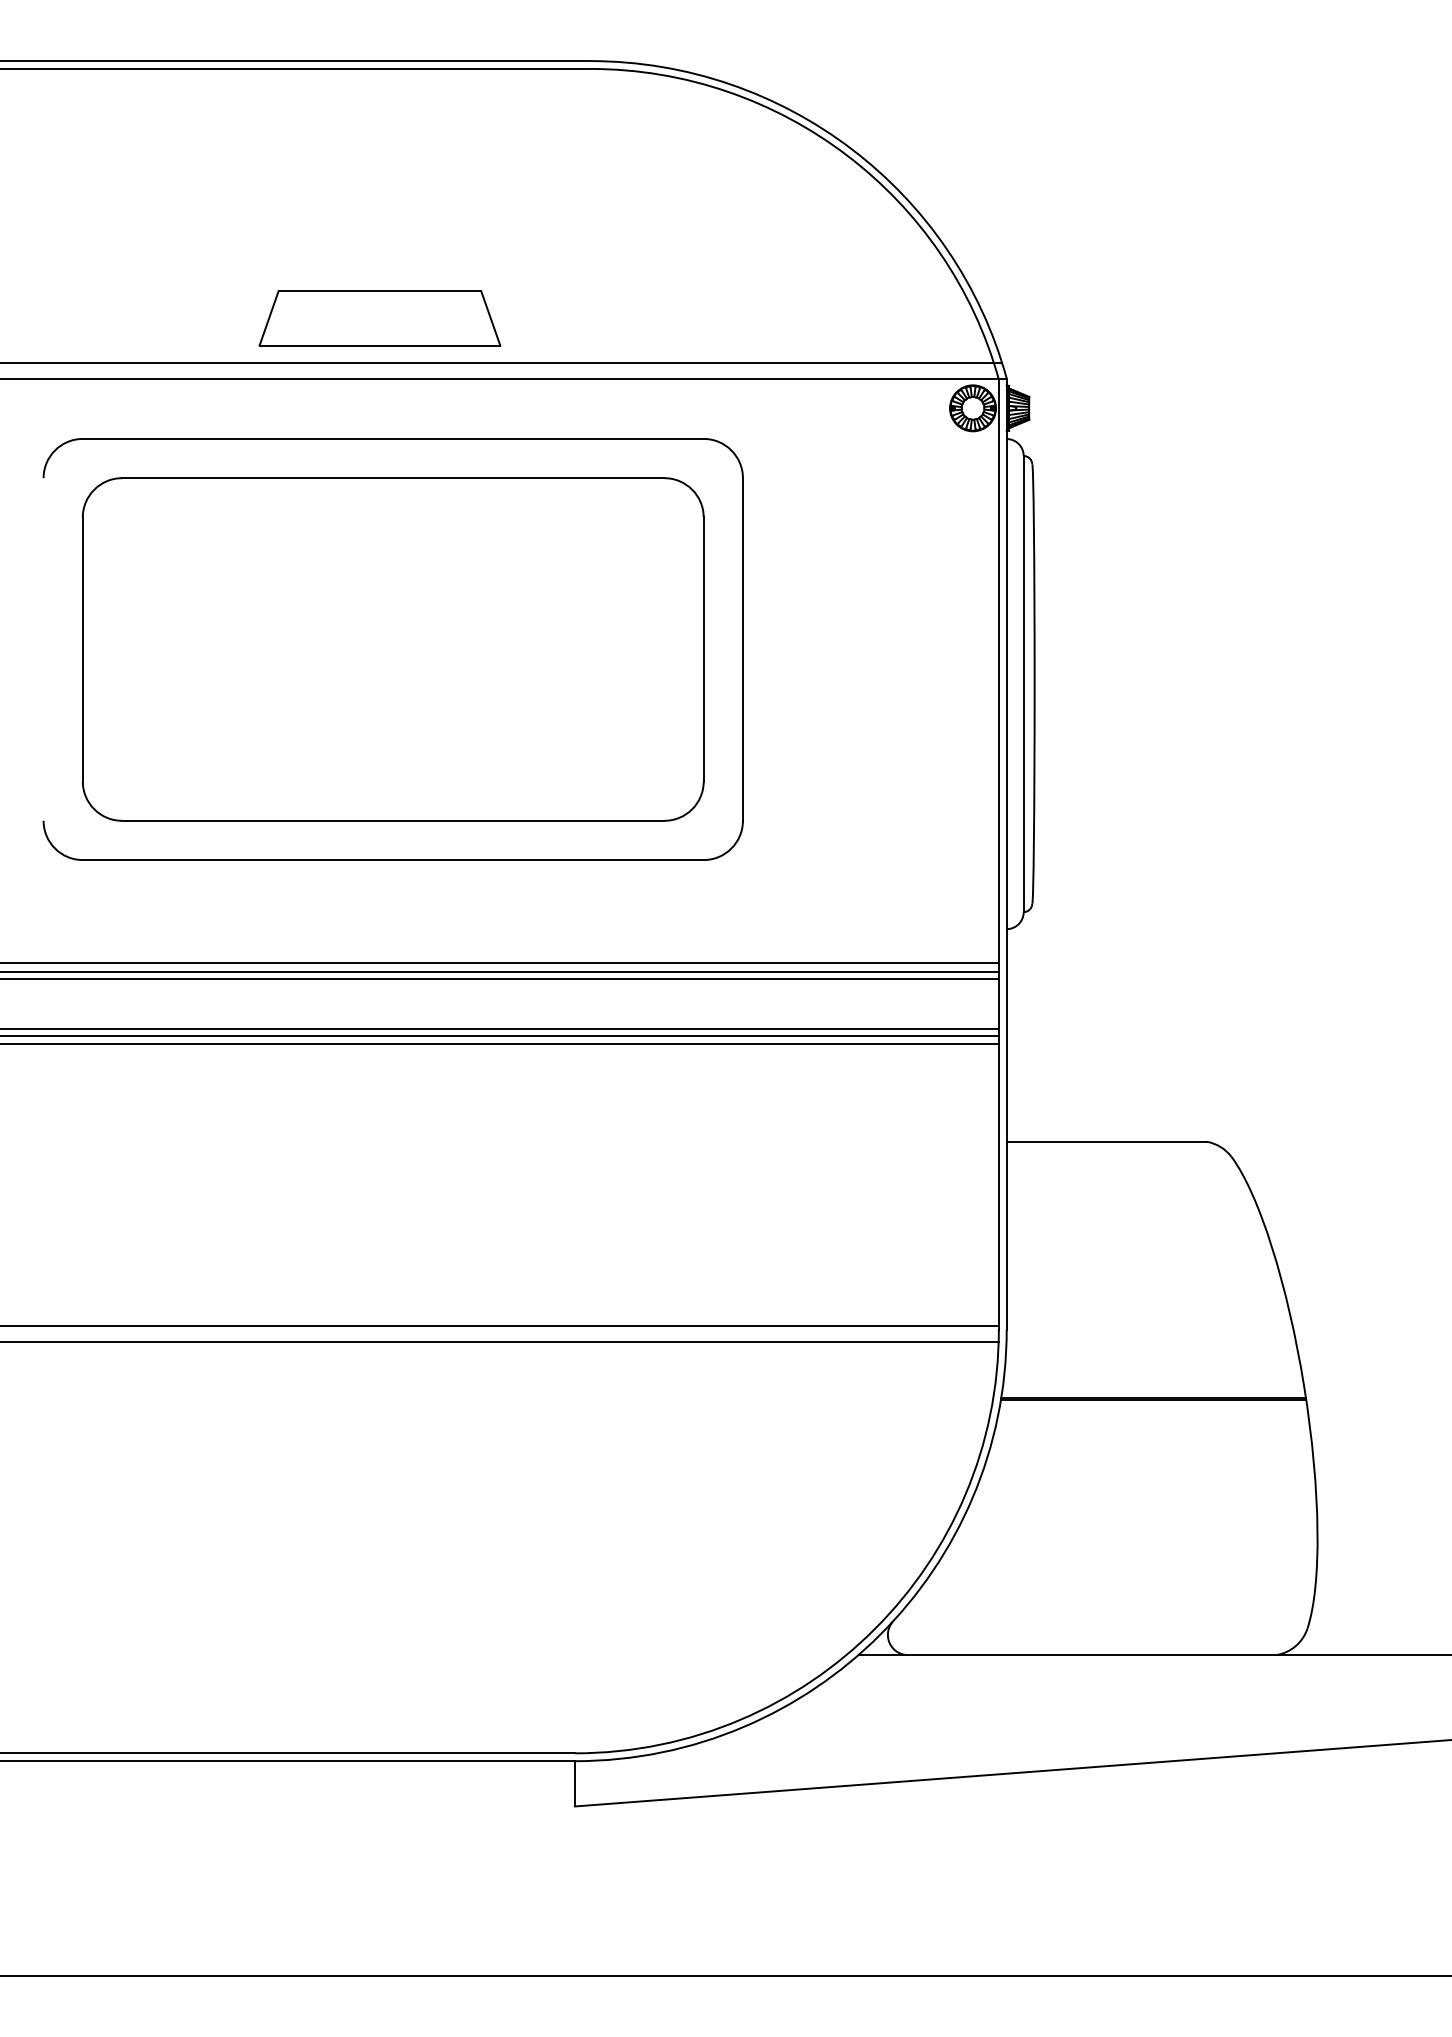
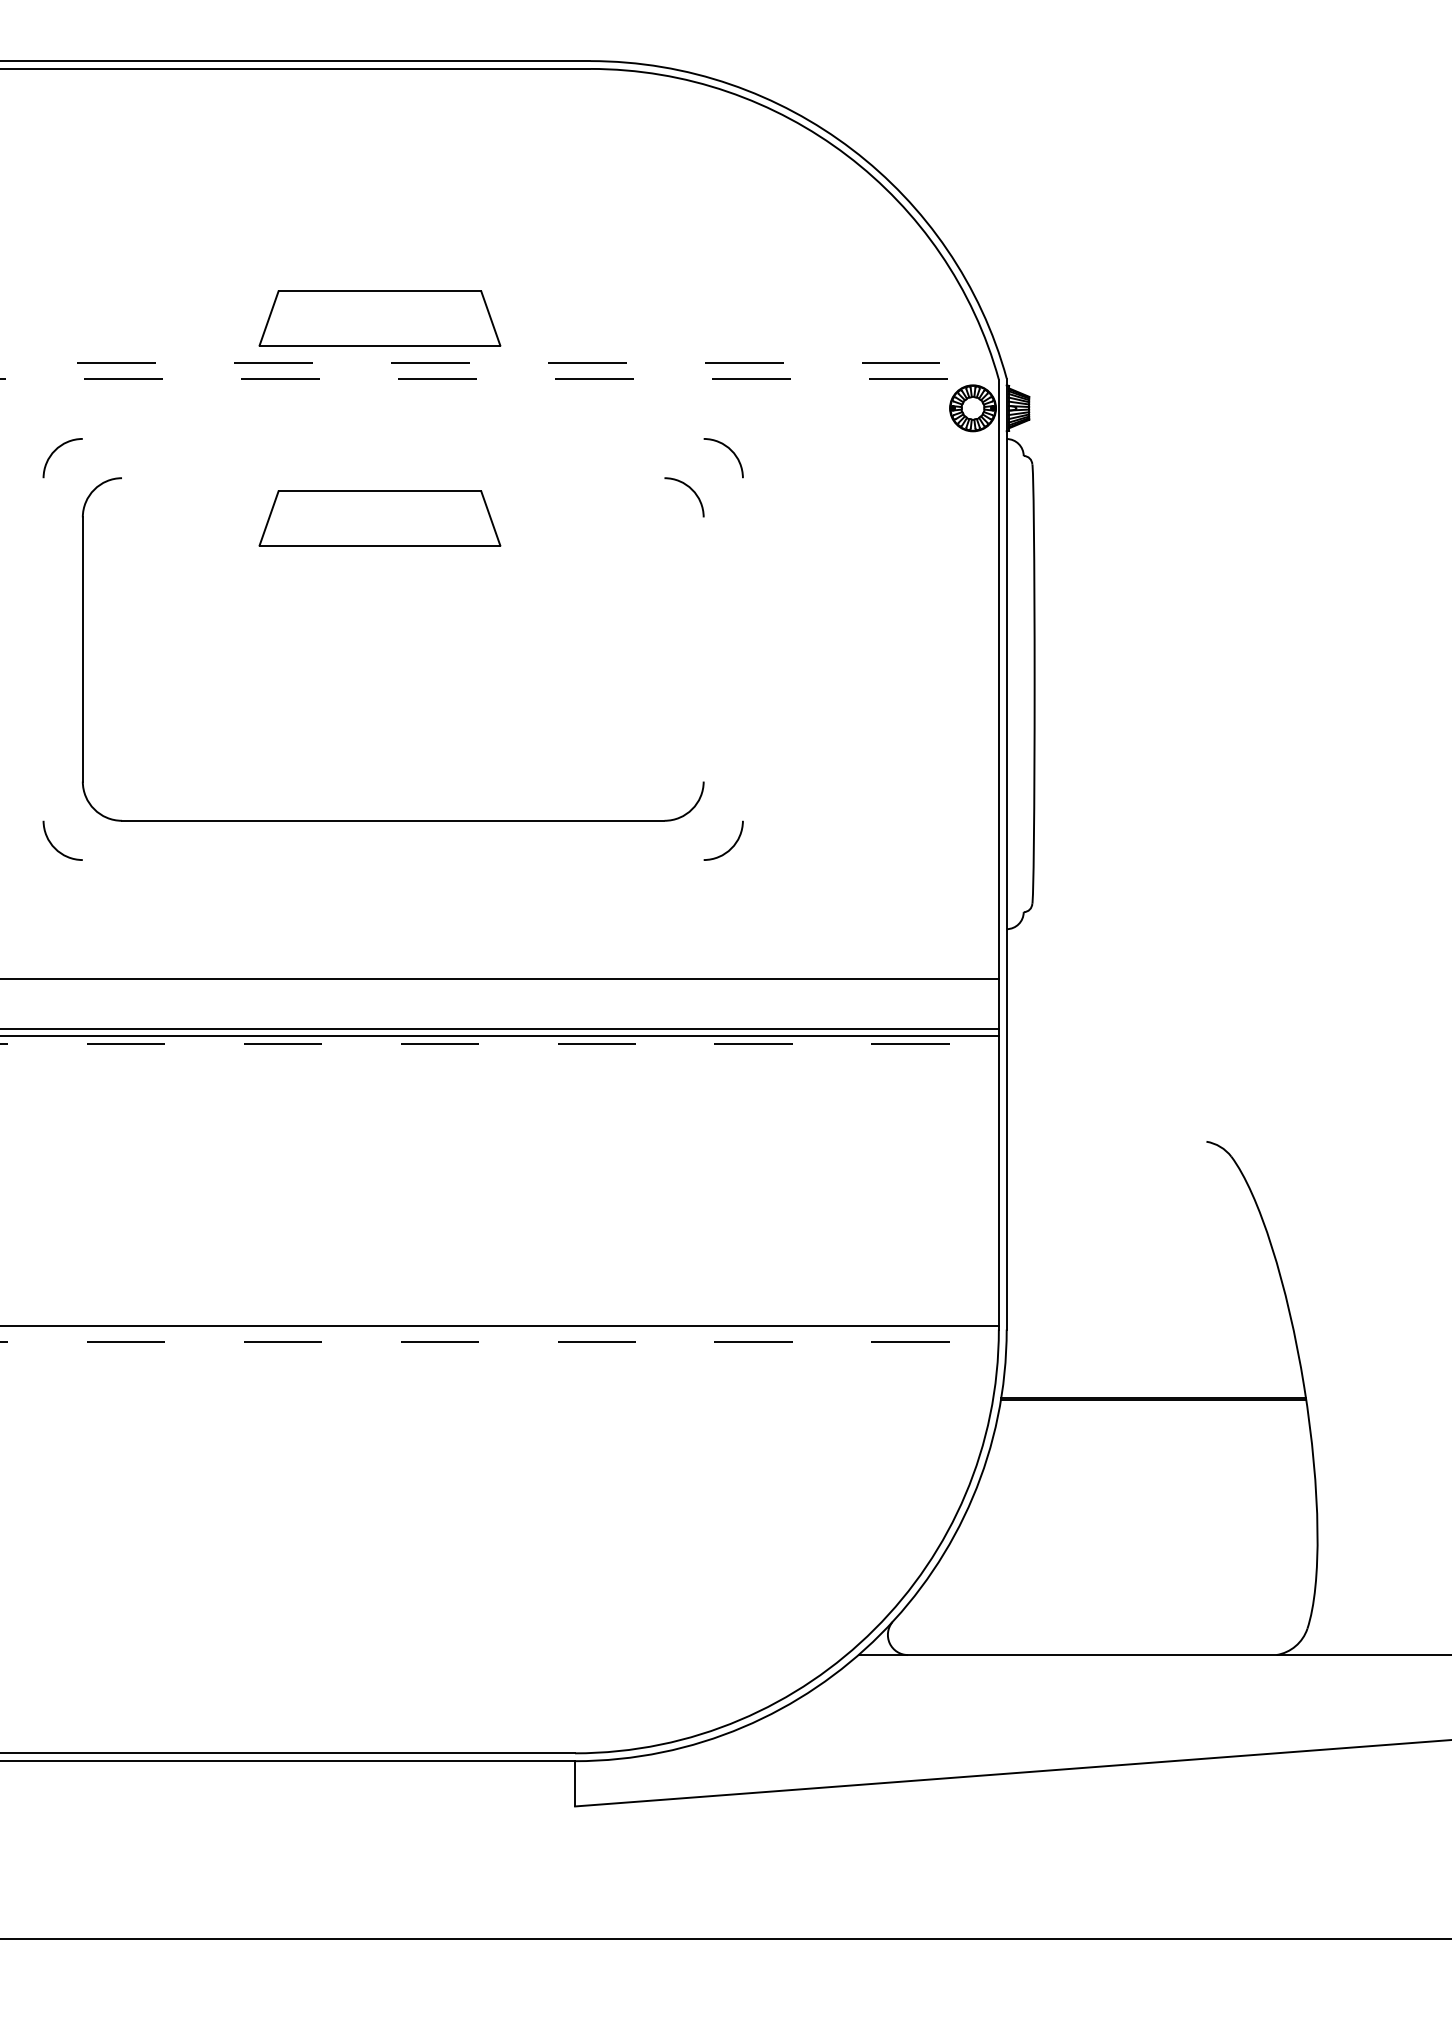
line: solid -> dashed (501, 362)
line: solid -> dashed (503, 378)
line: present -> none (392, 438)
line: present -> none (393, 478)
part: none -> present (379, 518)
line: present -> none (703, 649)
line: present -> none (742, 649)
line: present -> none (1023, 684)
line: present -> none (392, 860)
line: present -> none (500, 963)
line: present -> none (500, 972)
line: solid -> dashed (499, 1044)
line: present -> none (1106, 1141)
line: solid -> dashed (499, 1341)
line position: (725, 1975) -> (725, 1938) (725, 1938)
